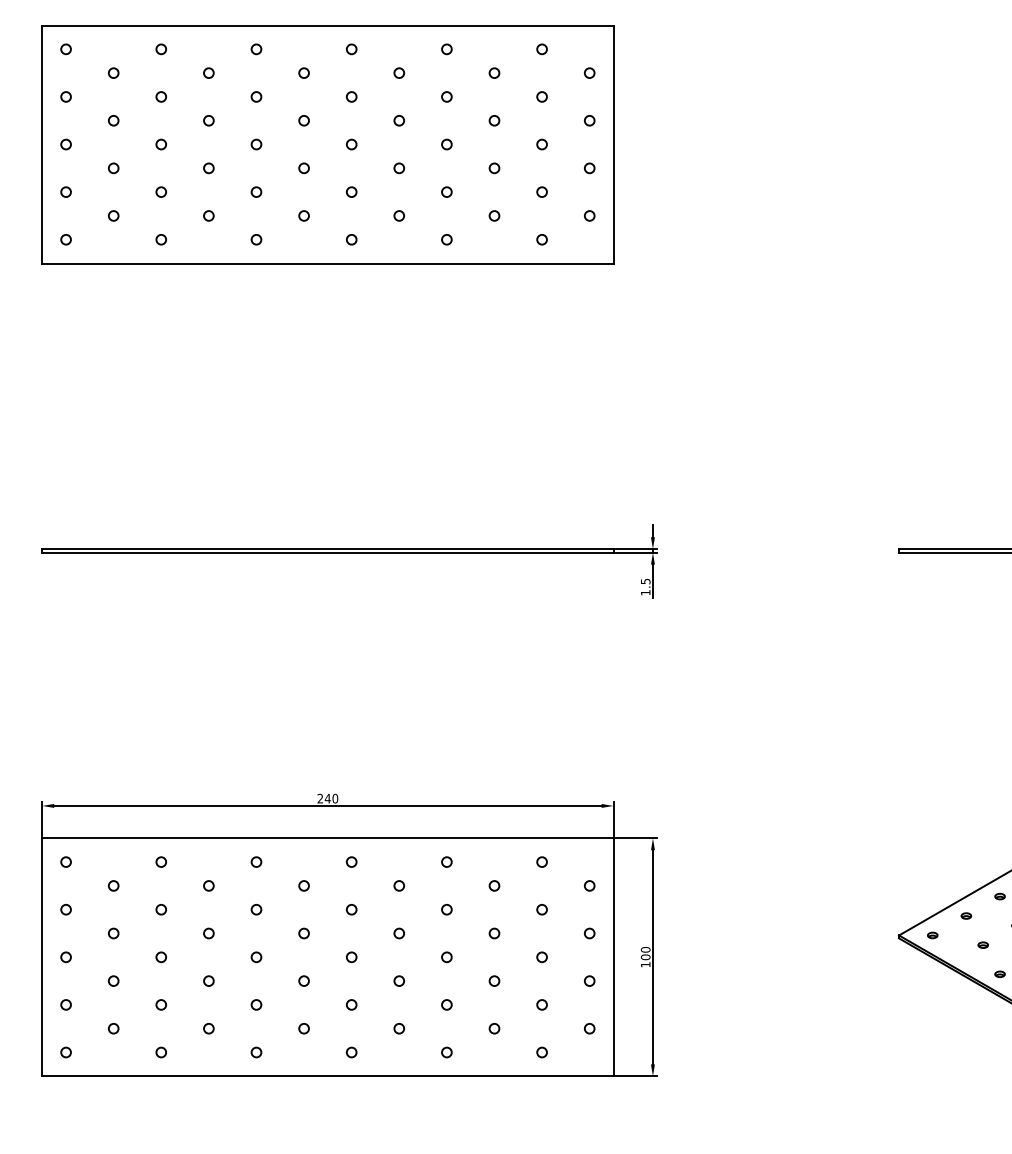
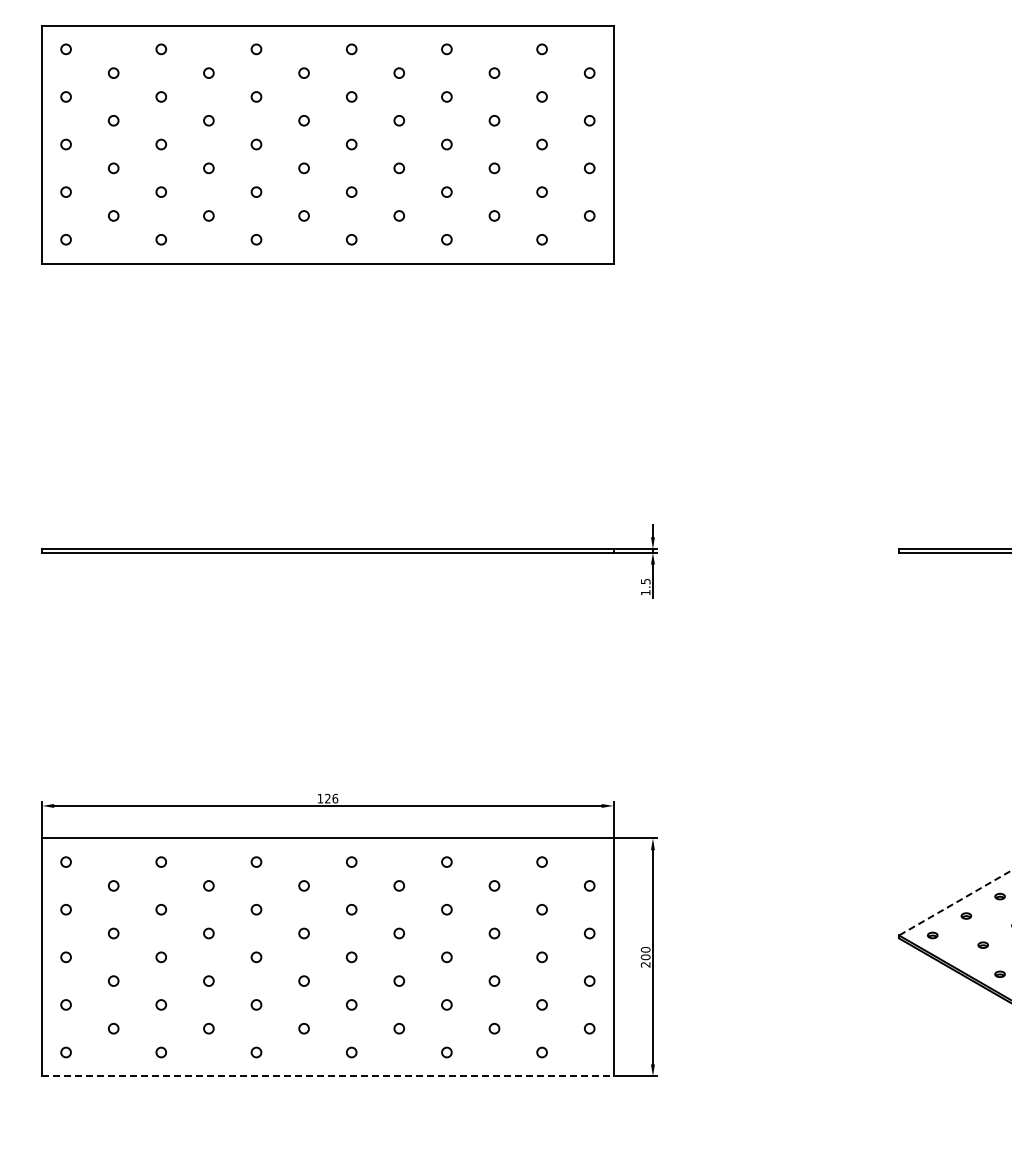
text: 240 -> 126 (327, 798)
line: solid -> dashed (955, 903)
text: 100 -> 200 (645, 964)
line: solid -> dashed (327, 1076)
